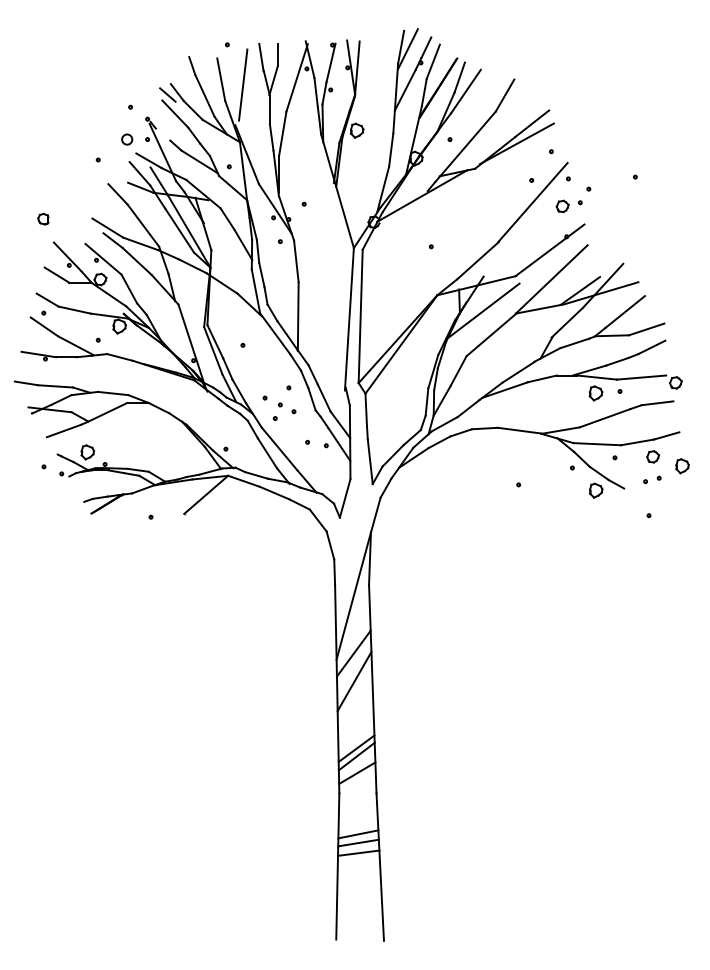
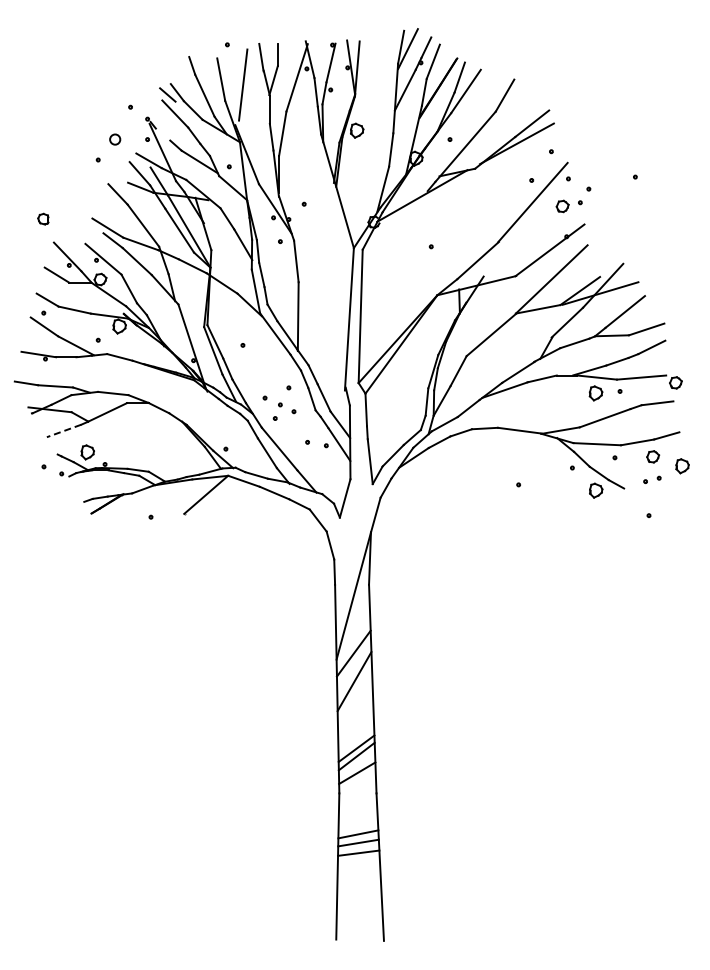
circle position: (127, 139) -> (115, 139) (115, 139)
line: present -> none (483, 310)
line: solid -> dashed (63, 431)
